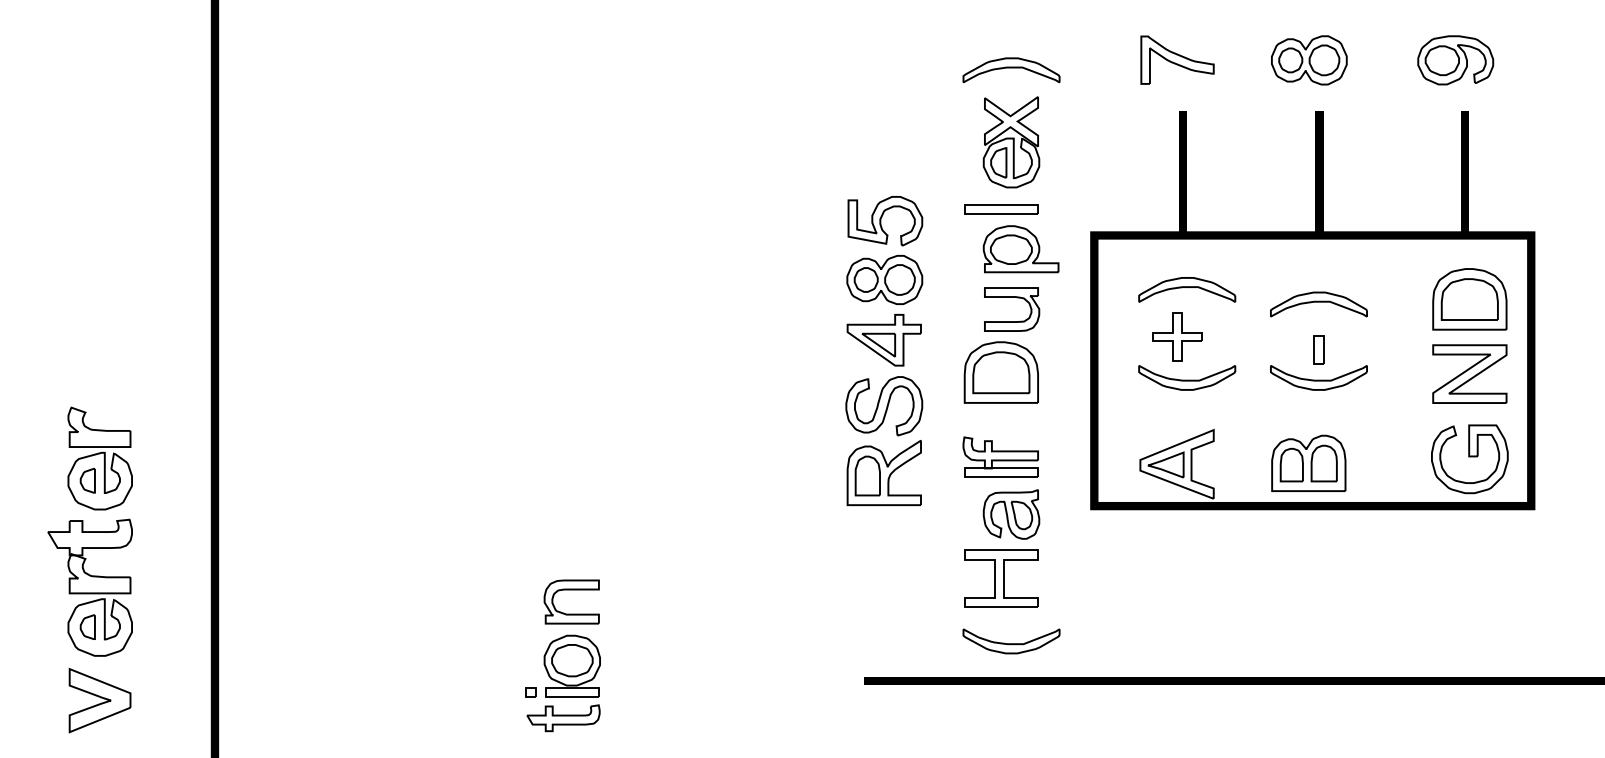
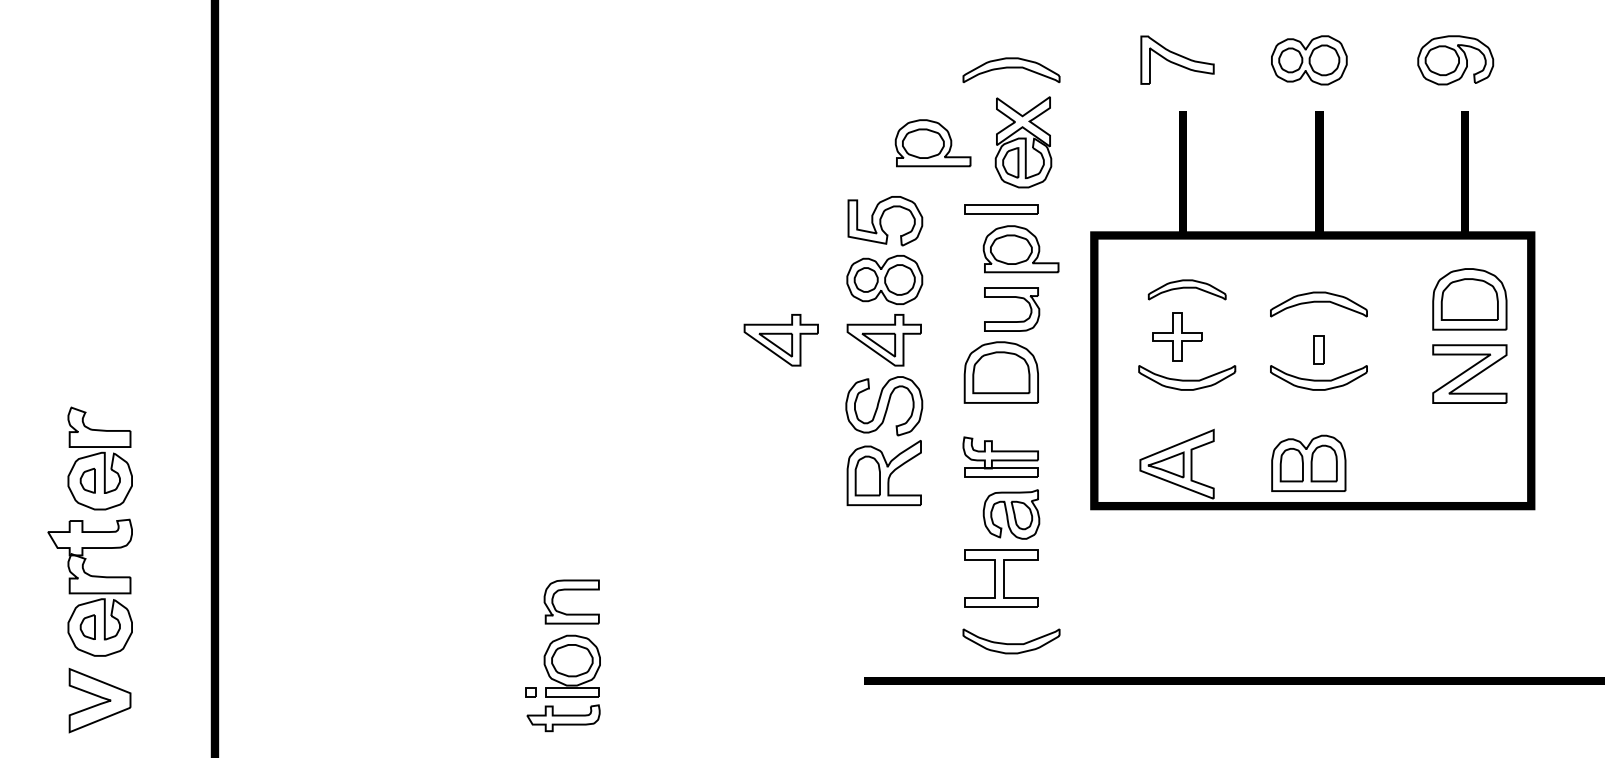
part position: (1011, 142) -> (1023, 142) (1023, 142)
part: none -> present (932, 143)
part size: 99x26 px -> 80x22 px (1186, 289)
part: none -> present (780, 340)
part: present -> none (1469, 459)
